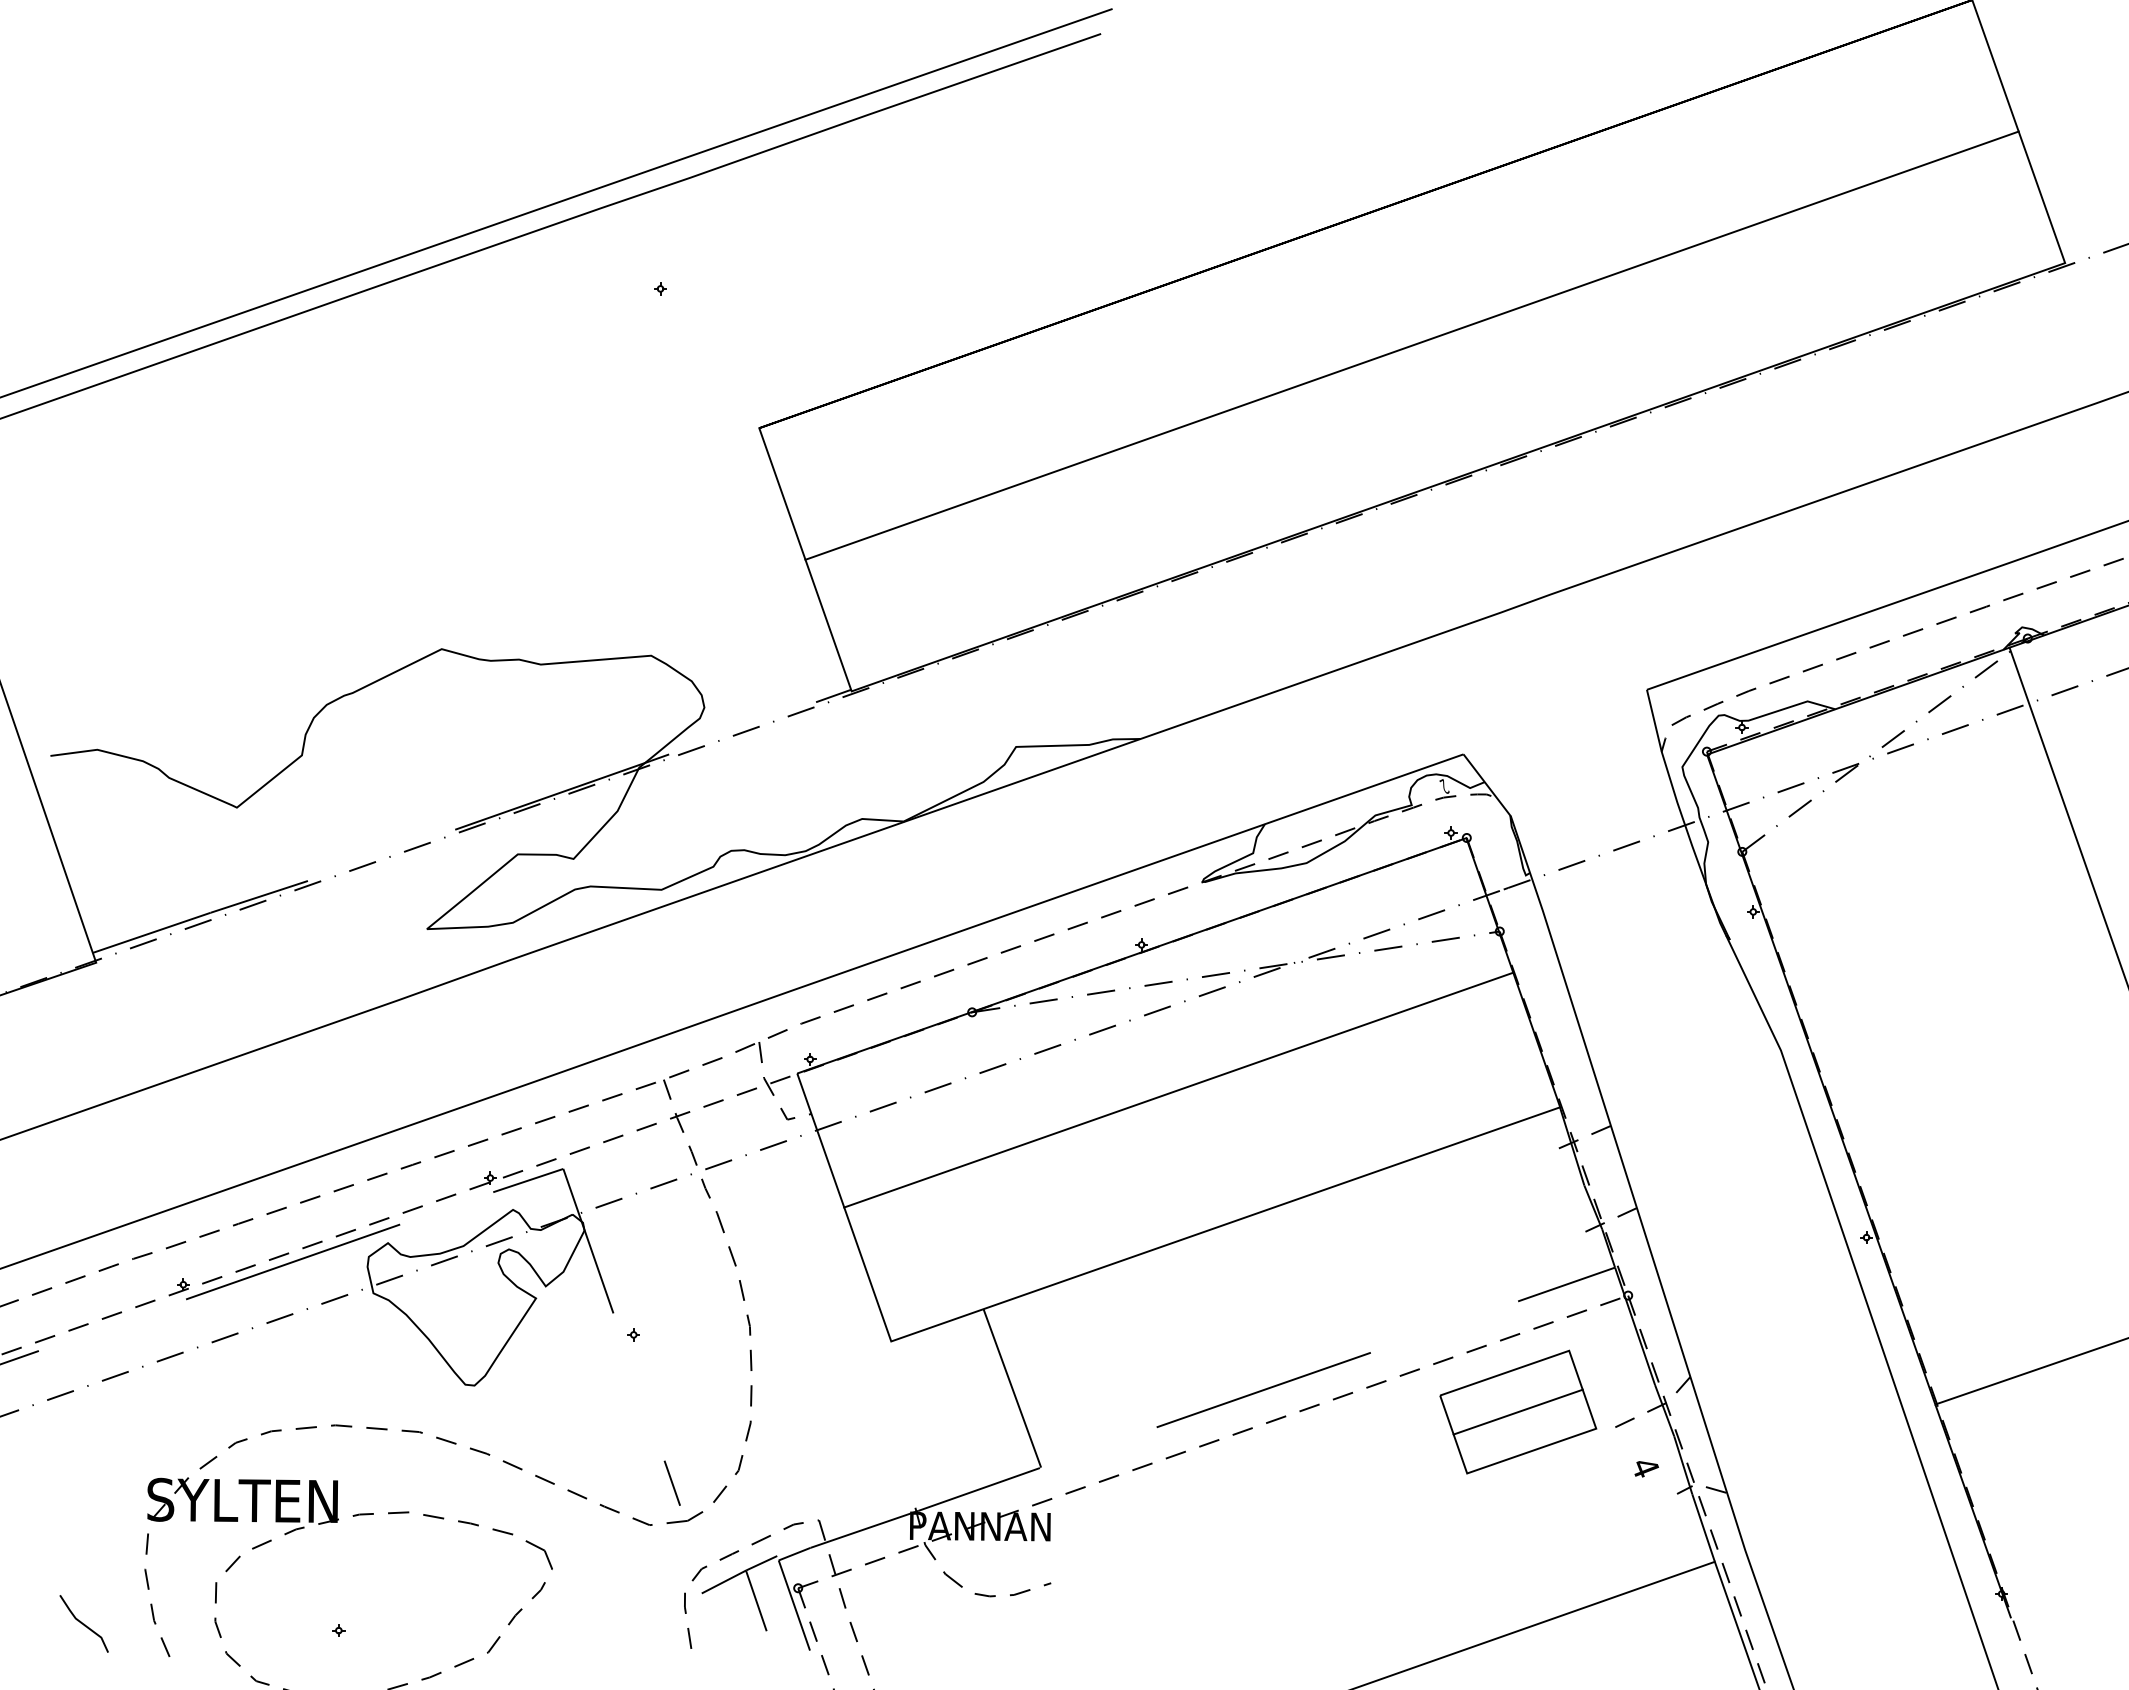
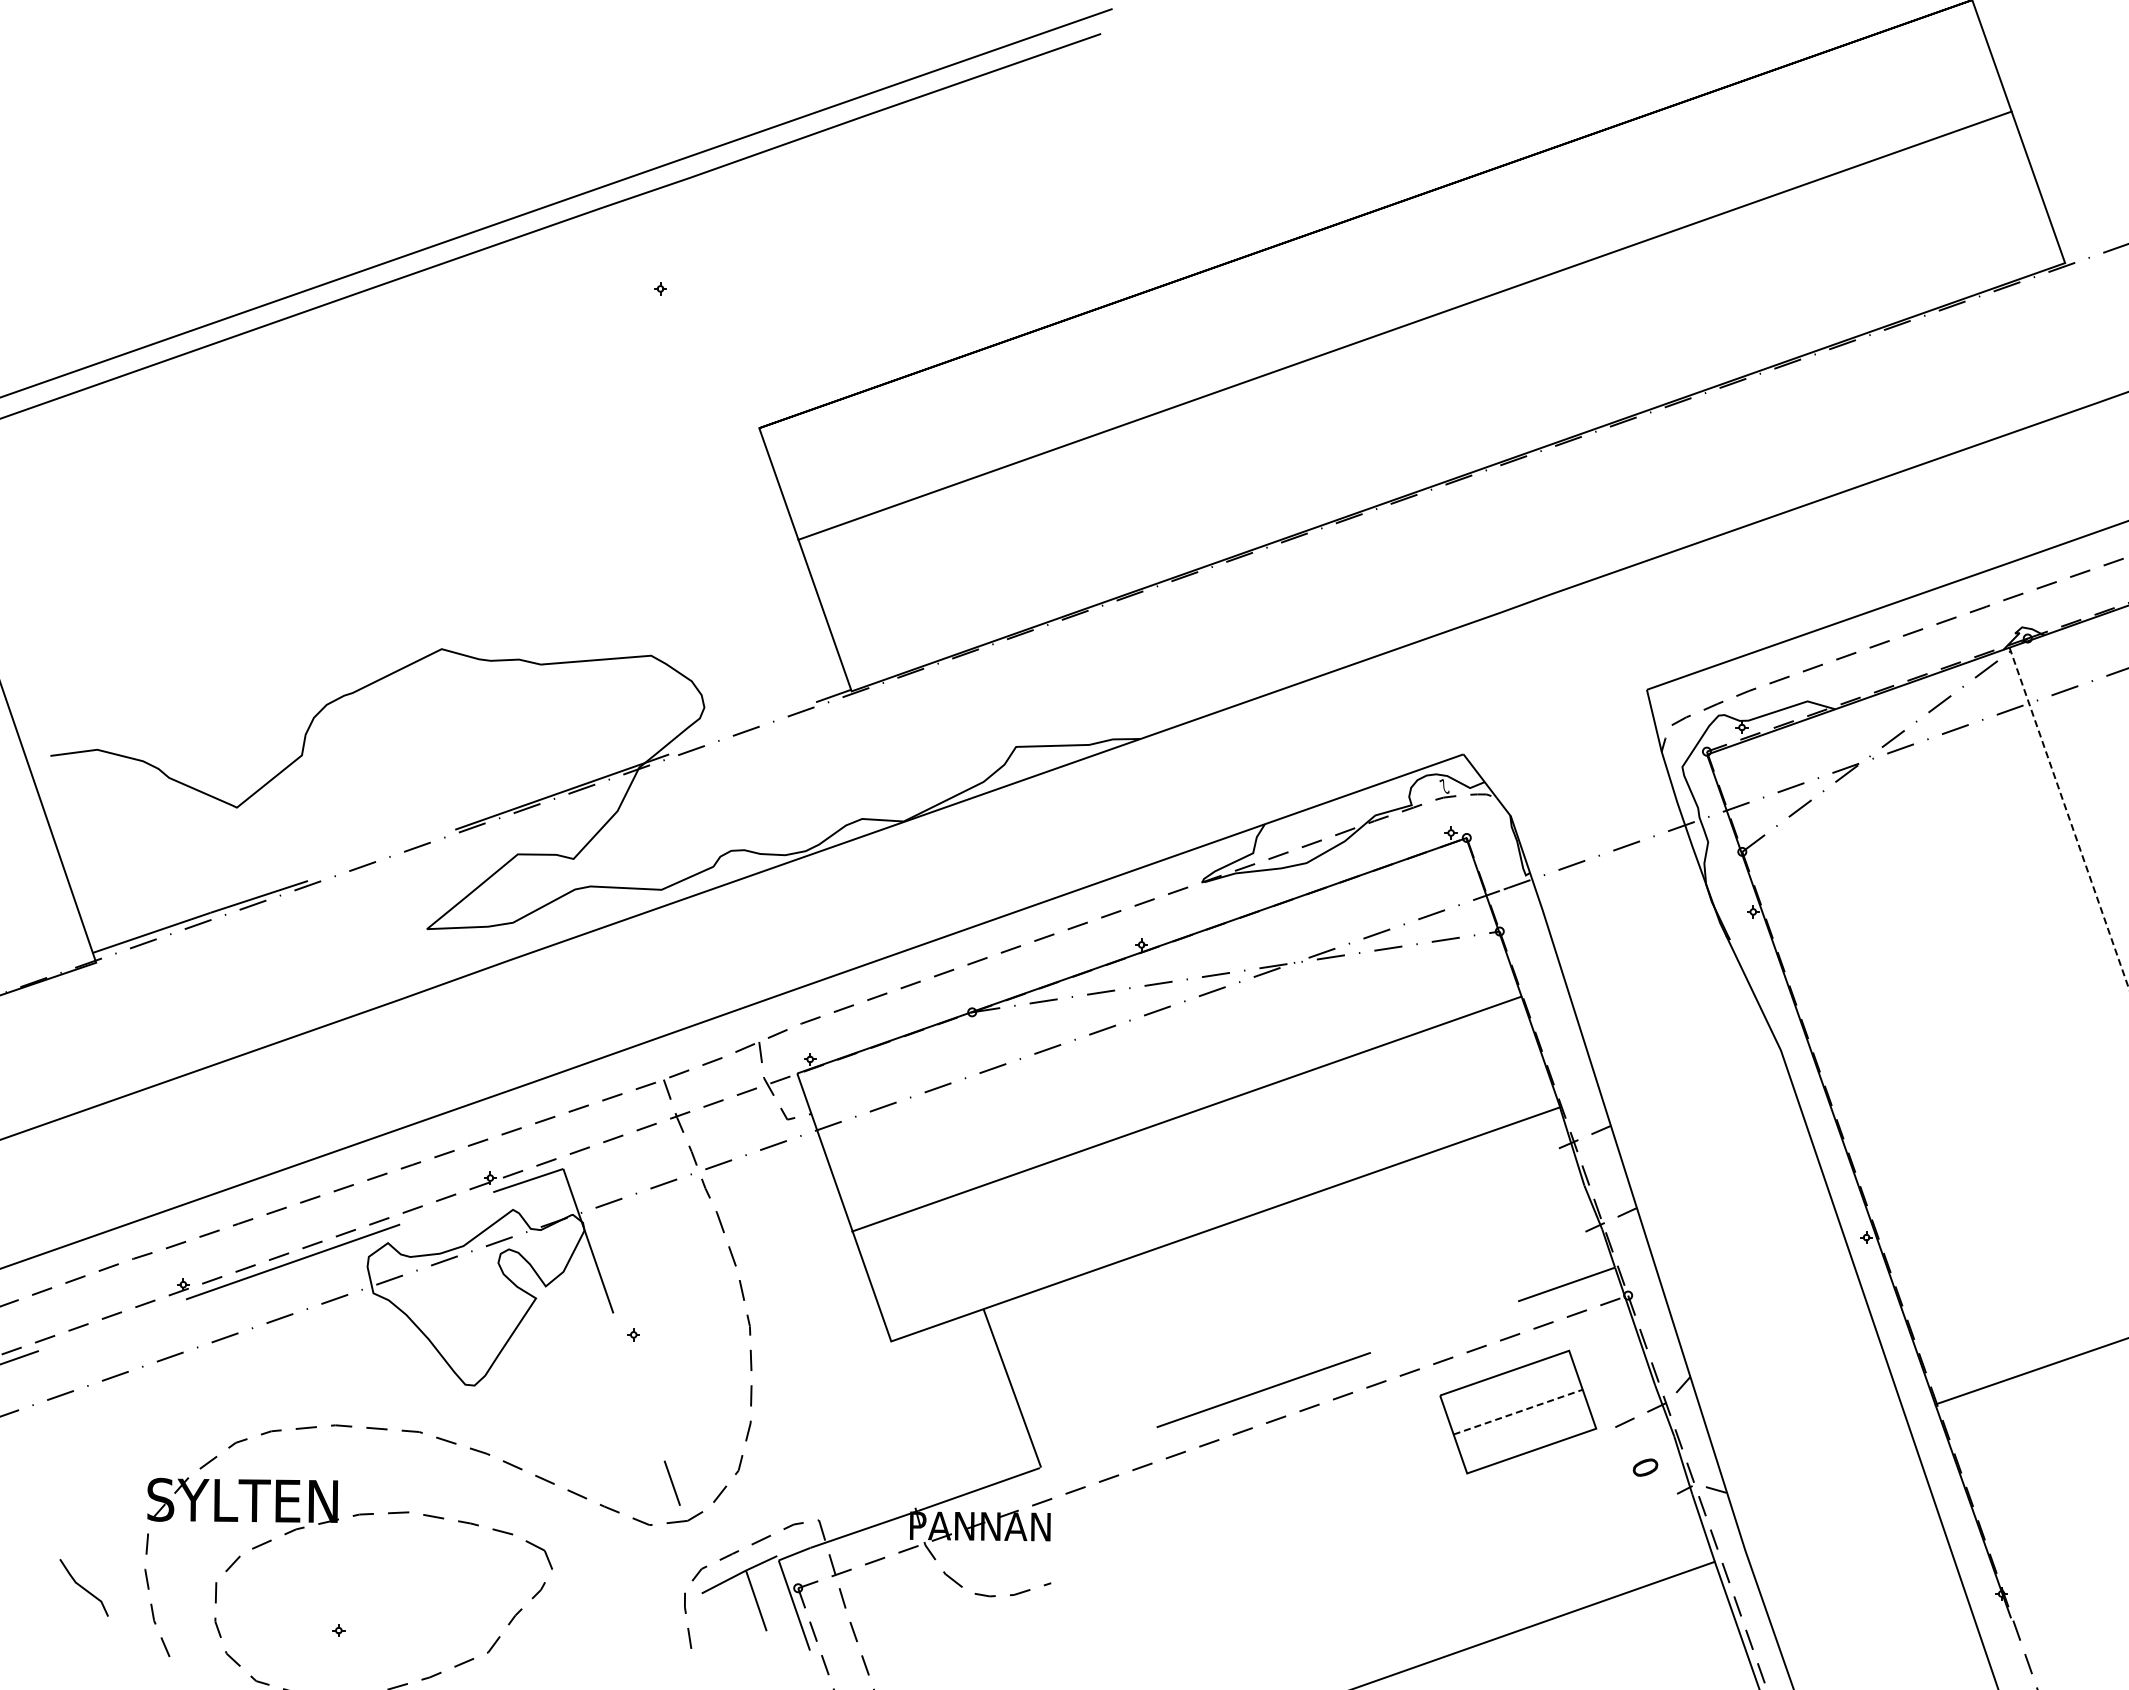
line position: (1411, 345) -> (1404, 325) (1404, 325)
line: solid -> dashed (2069, 818)
line position: (1178, 1089) -> (1186, 1113) (1186, 1113)
line: solid -> dashed (1518, 1411)
text: 4 -> 0 (1645, 1467)
line position: (83, 1623) -> (83, 1587) (83, 1587)
